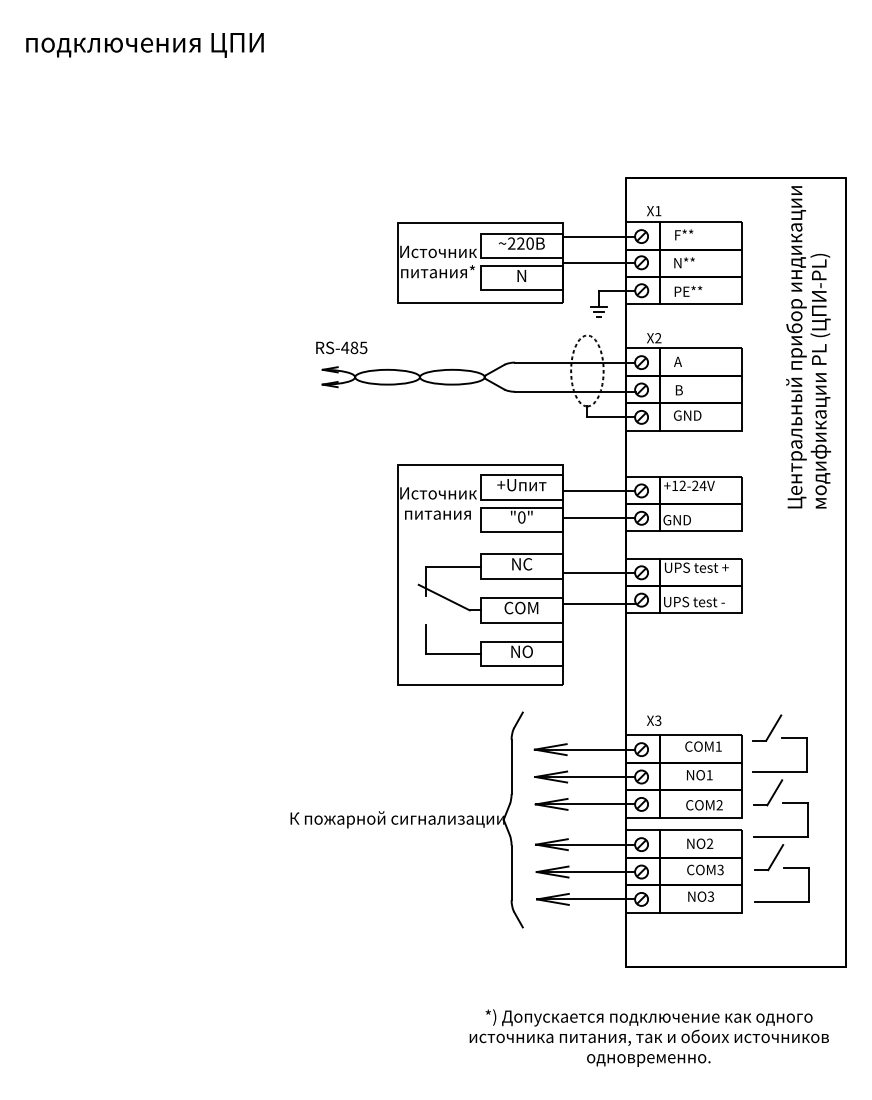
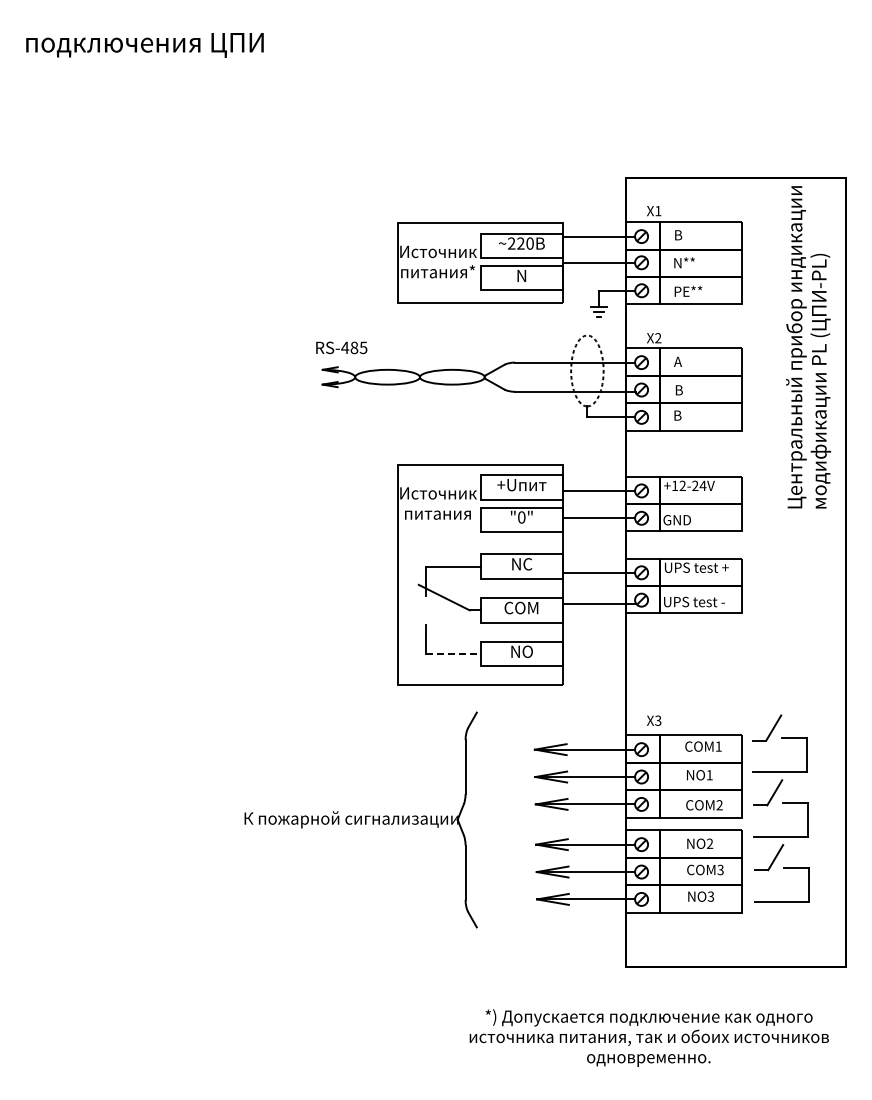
text: F** -> B (684, 234)
text: GND -> B (687, 415)
line: solid -> dashed (453, 654)
part position: (406, 819) -> (360, 819) (360, 819)
